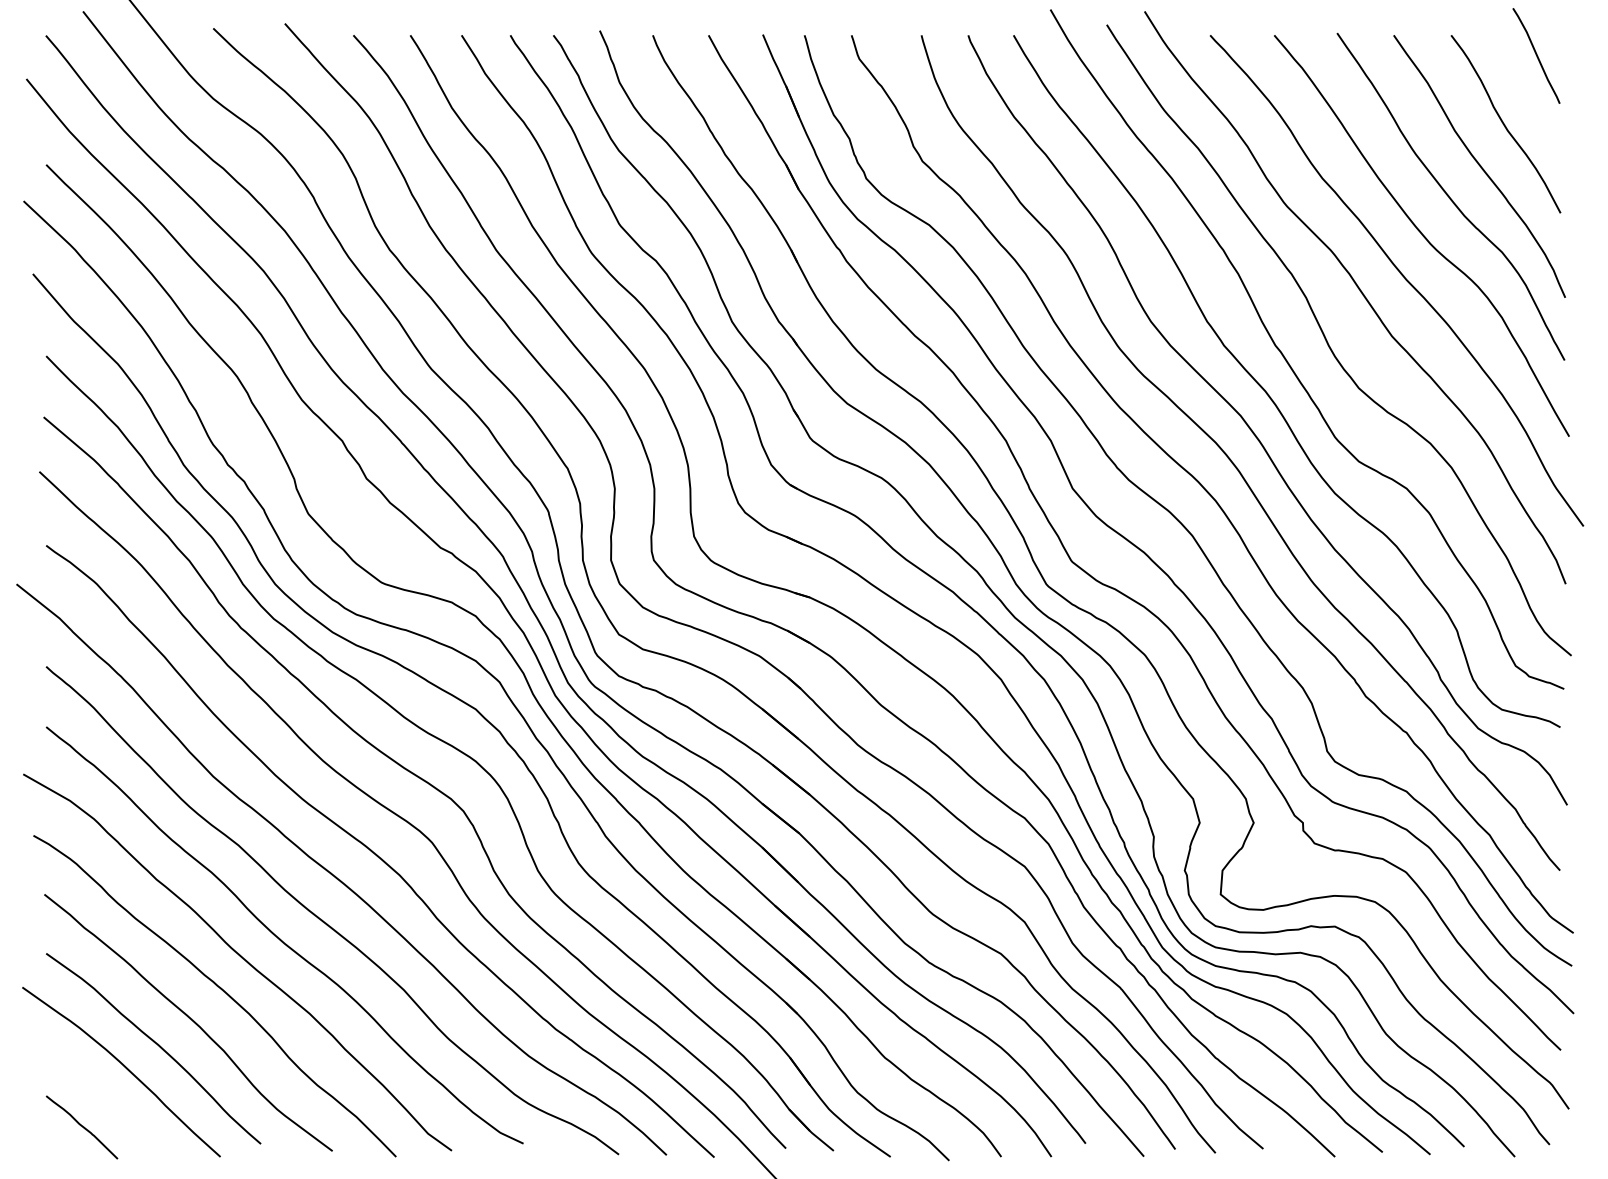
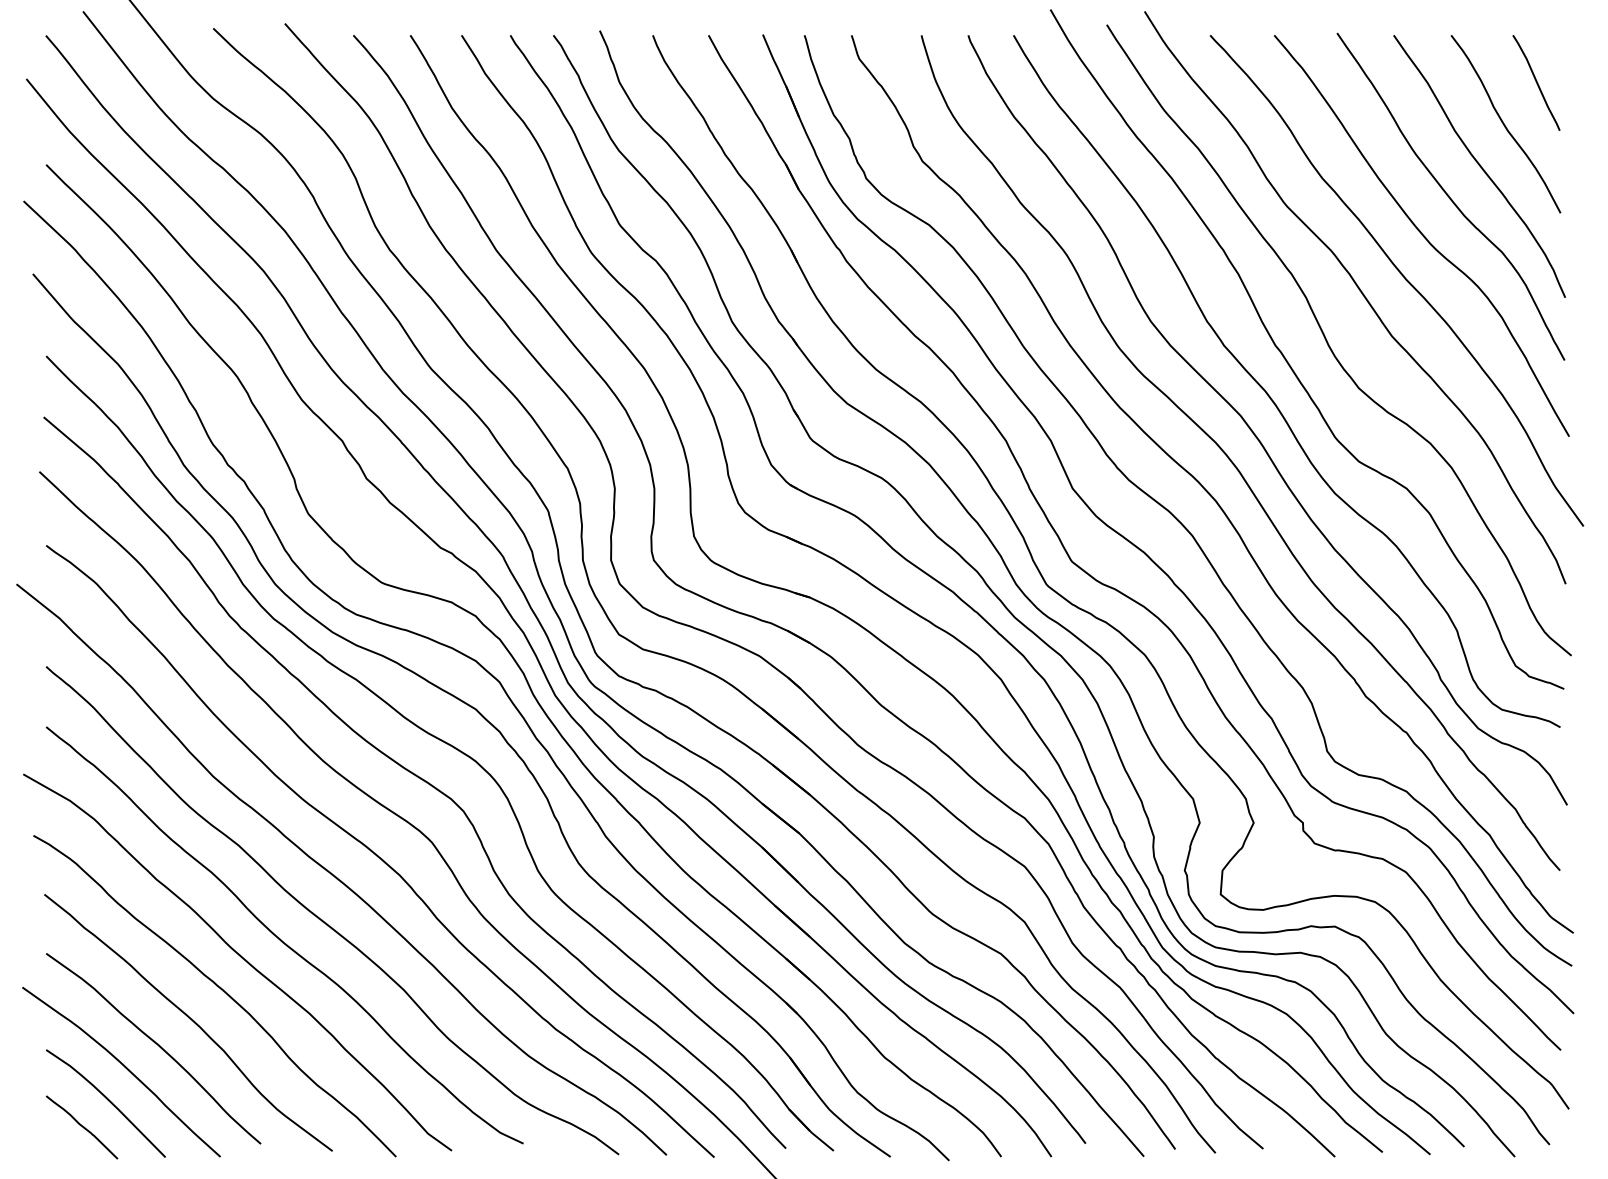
curve position: (1536, 55) -> (1536, 82) (1536, 82)
curve: none -> present (107, 1100)
